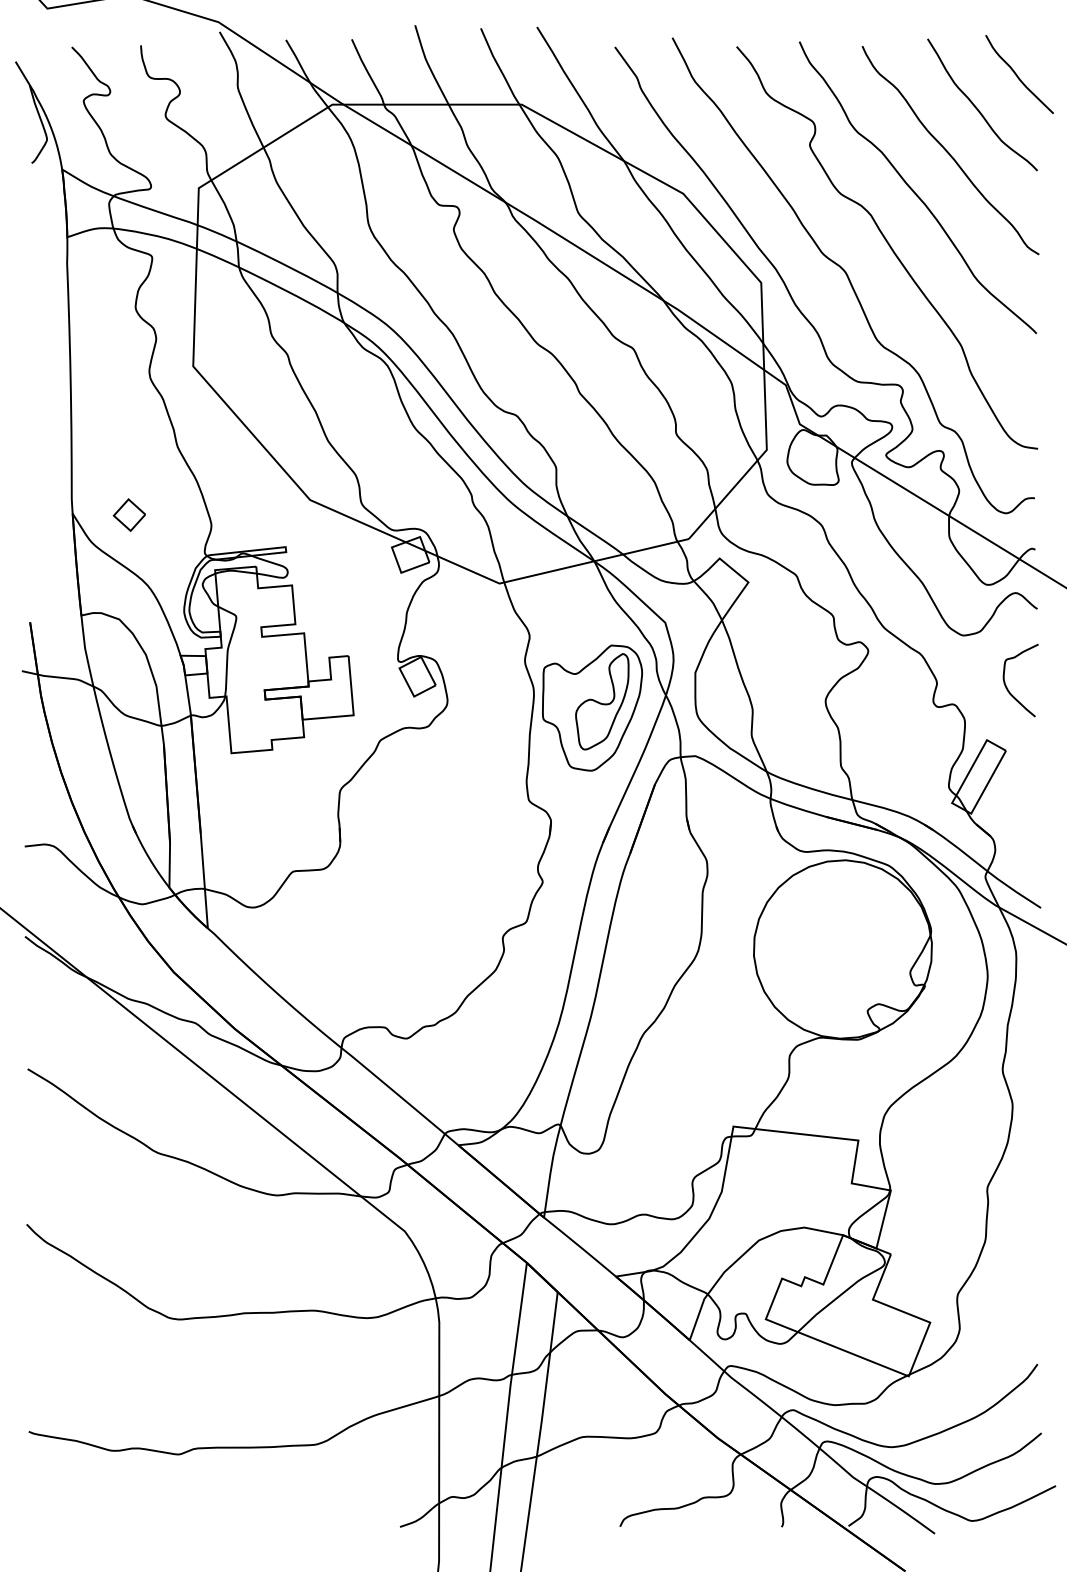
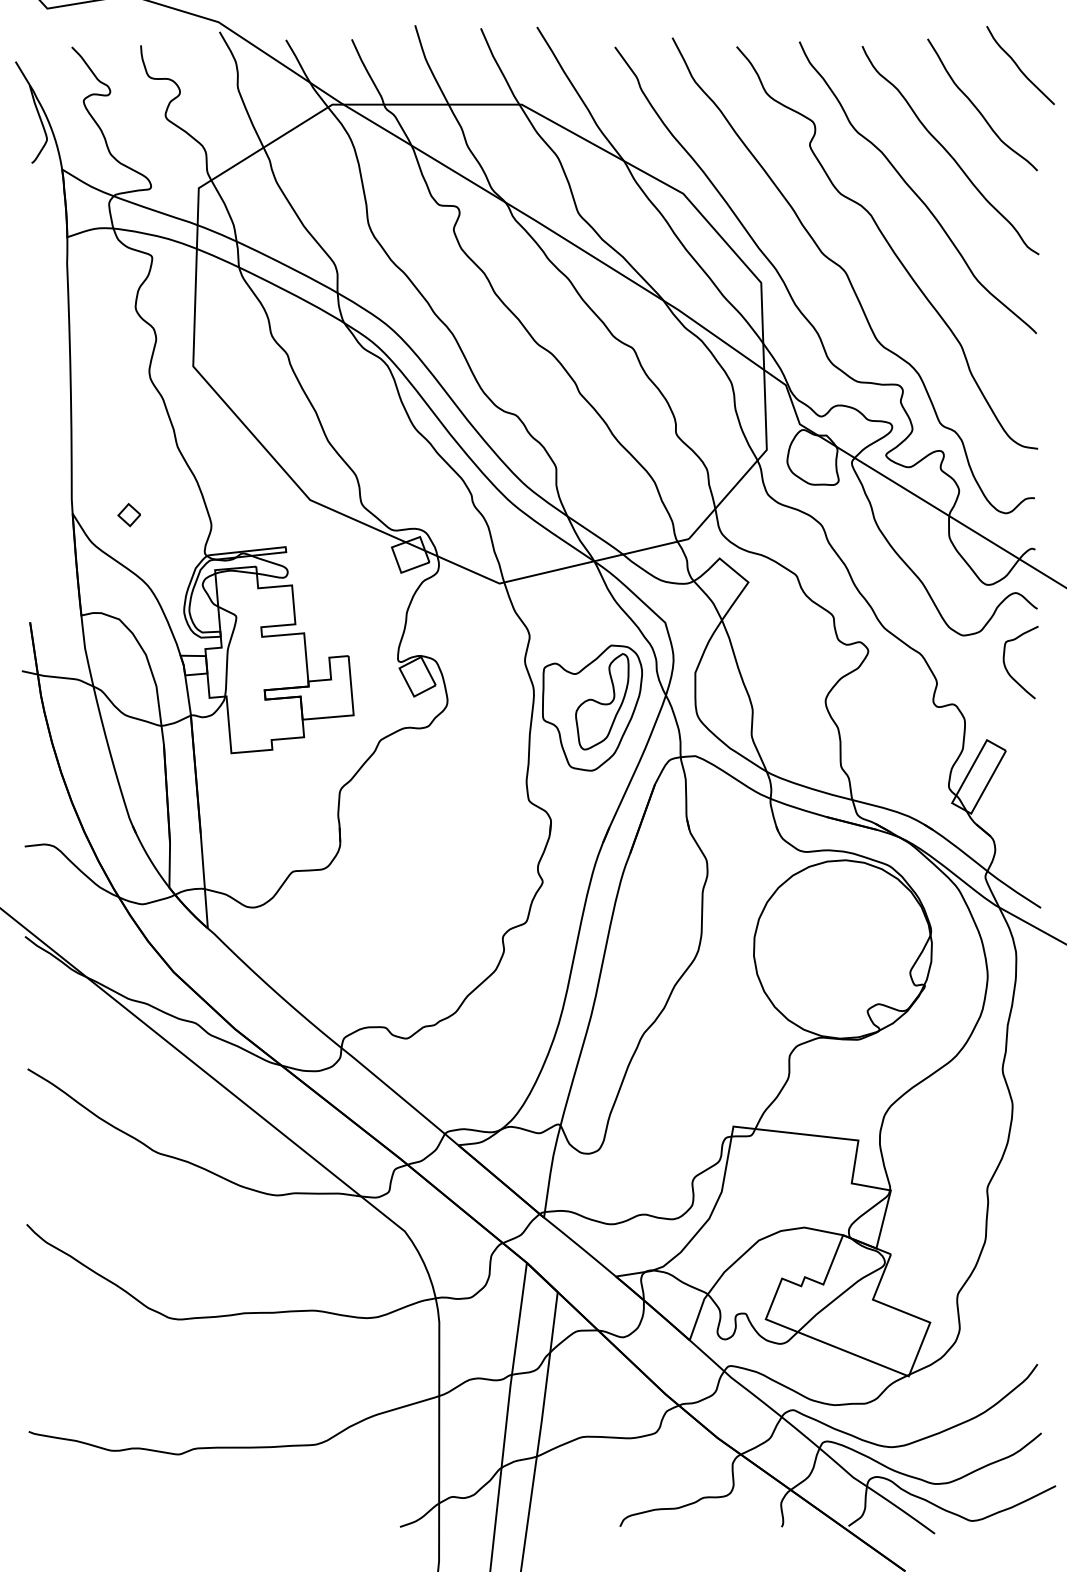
curve position: (1017, 74) -> (1018, 65) (1018, 65)
part size: 34x34 px -> 24x25 px (128, 515)
curve position: (1007, 687) -> (1007, 669) (1007, 669)
